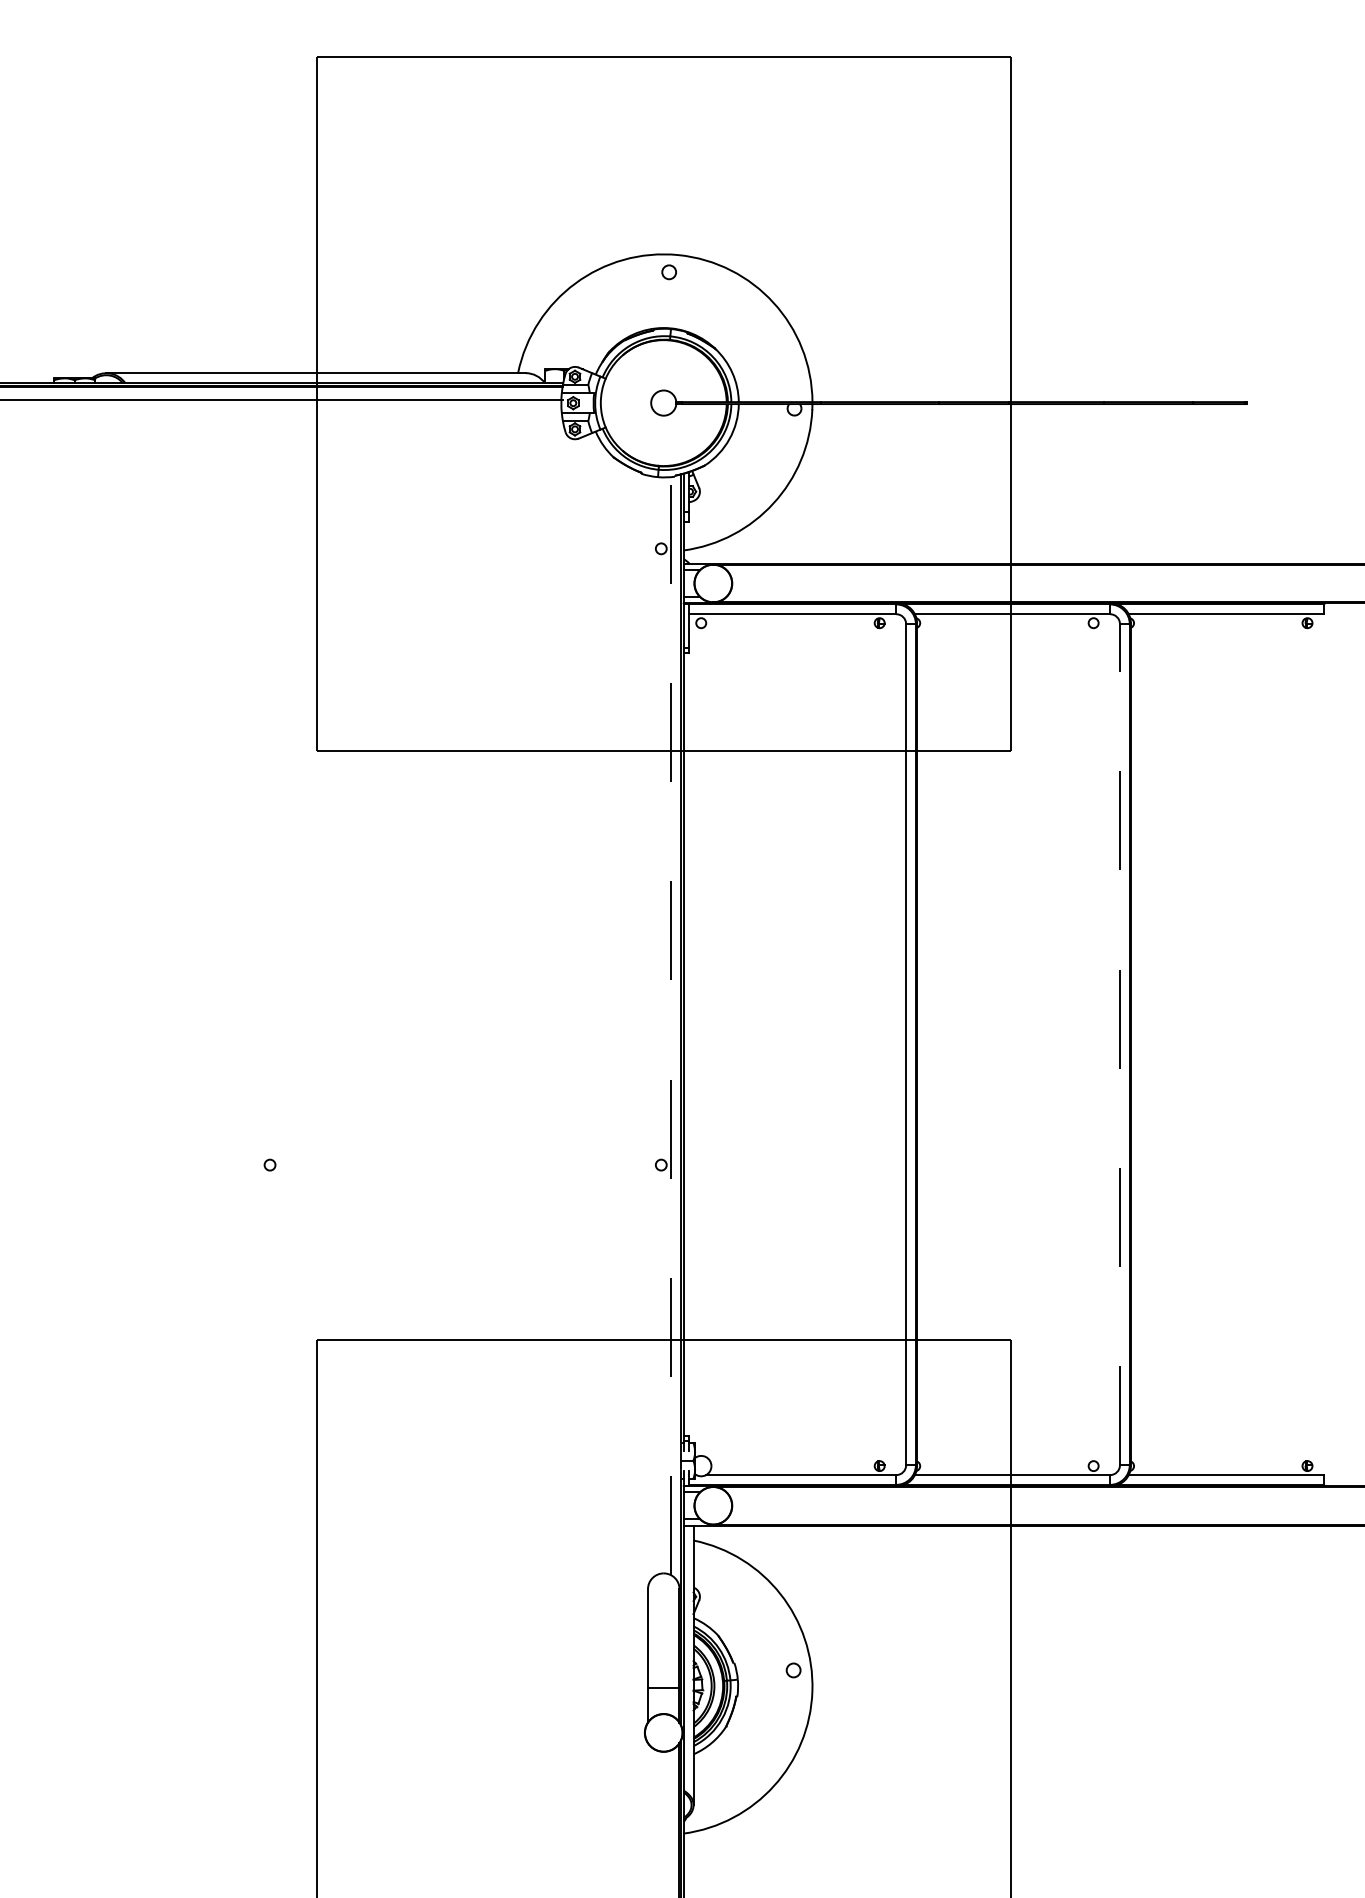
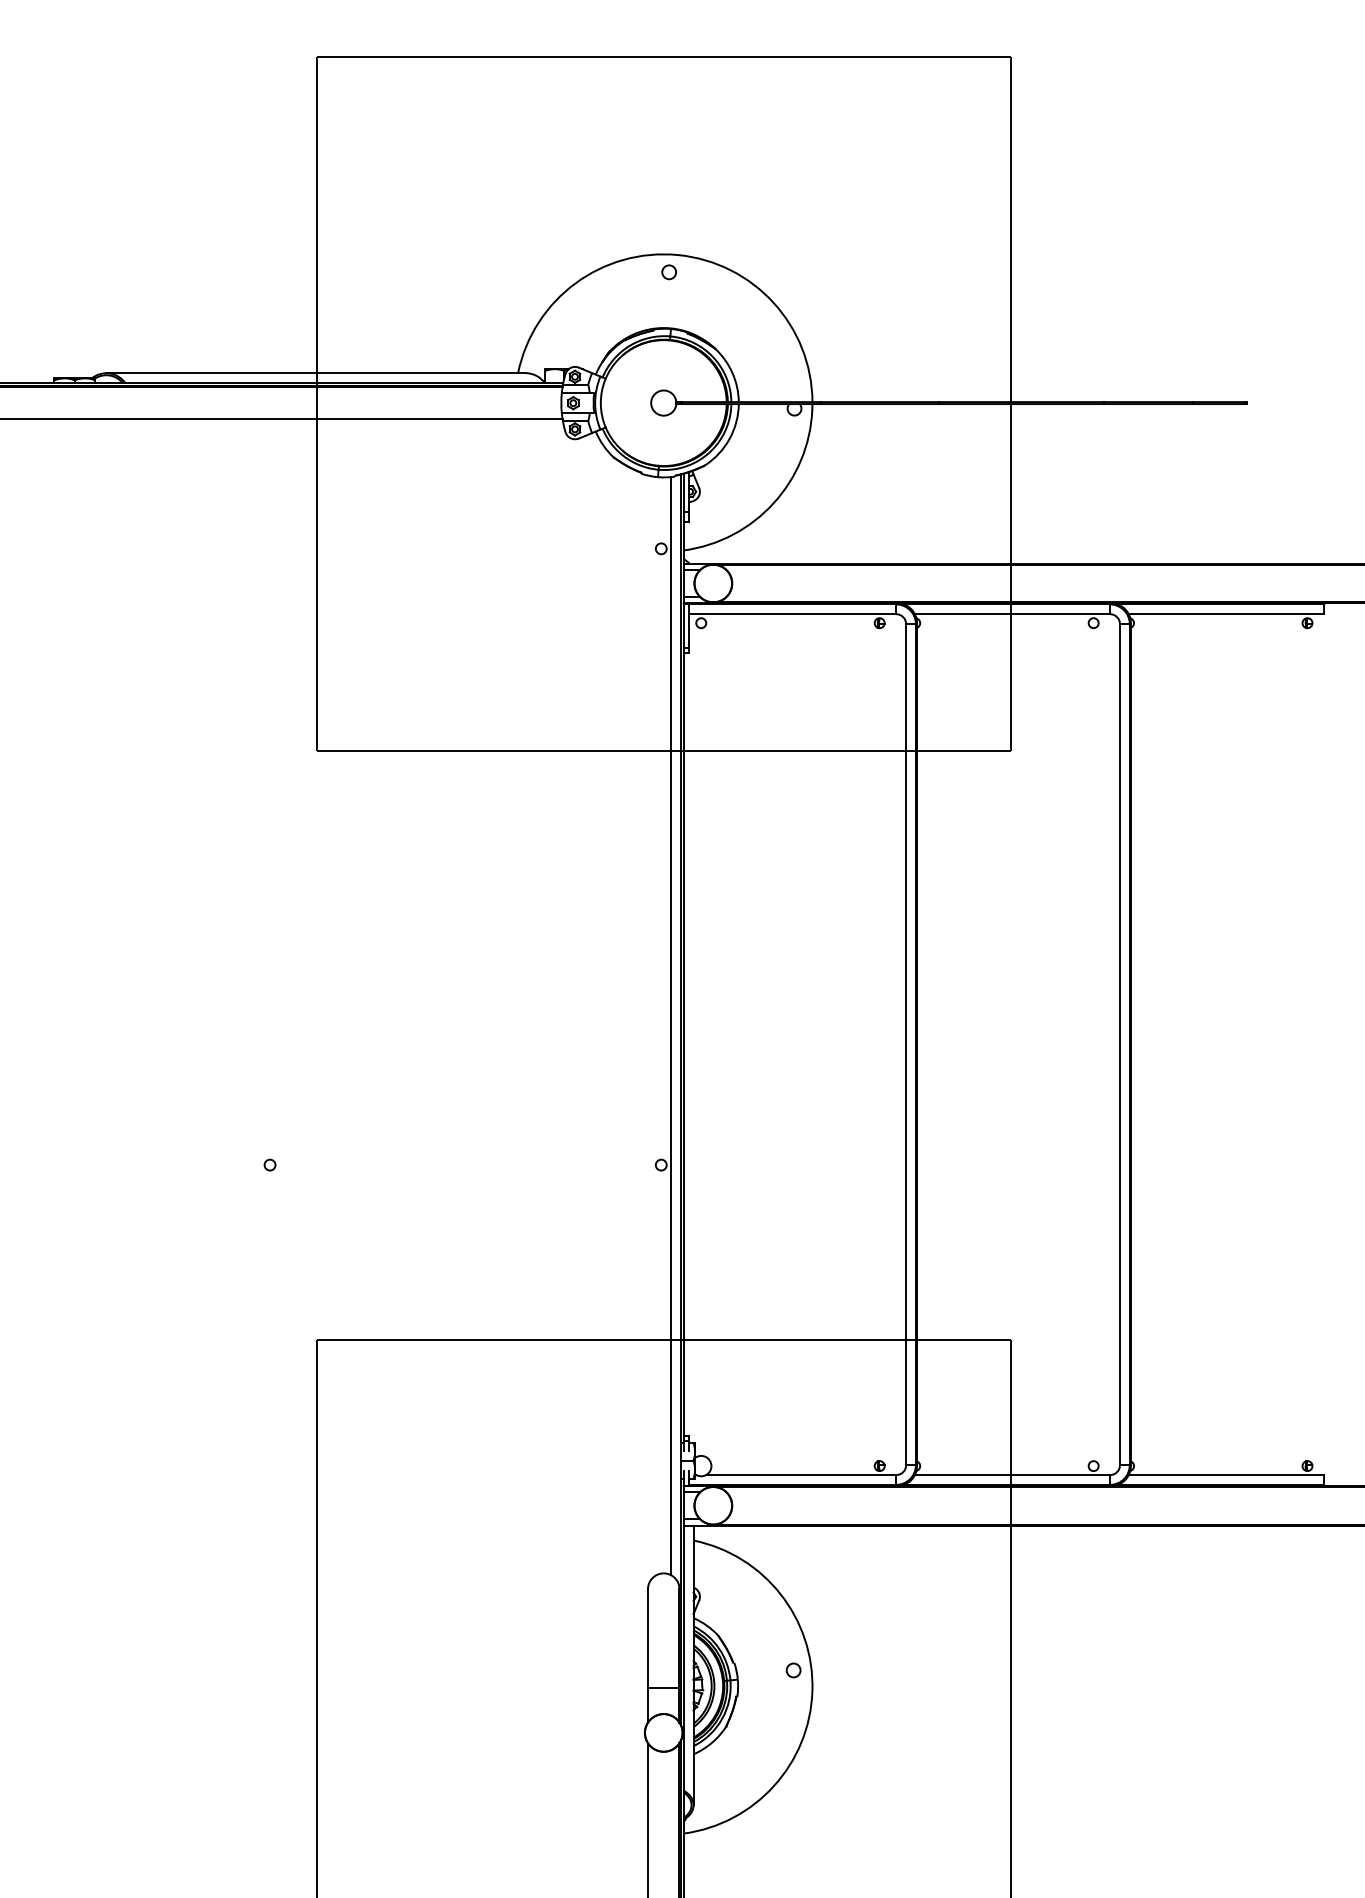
line position: (282, 399) -> (282, 418) (282, 418)
line: dashed -> solid (671, 1025)
line: dashed -> solid (1120, 1044)
line: none -> present (648, 1818)
